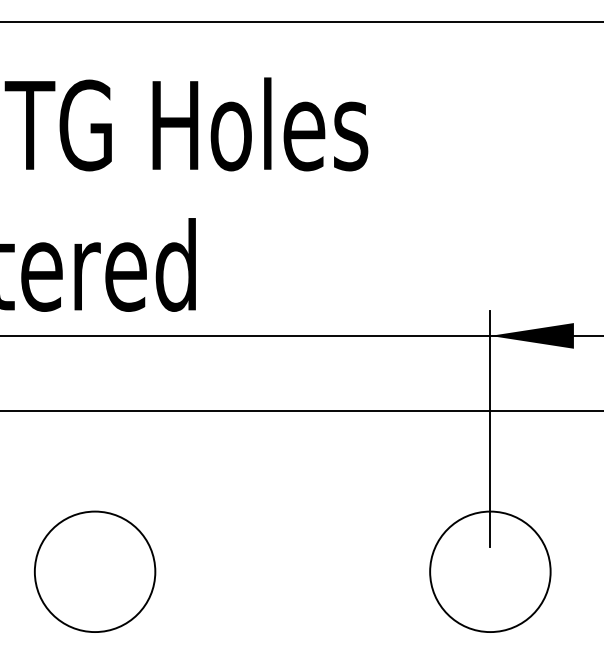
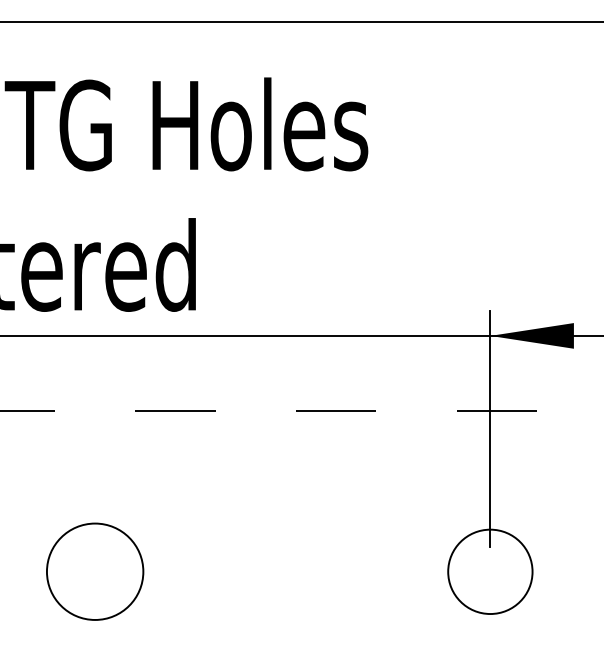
line: solid -> dashed (302, 411)
circle size: 123x123 px -> 99x99 px (95, 571)
circle diameter: 120 px -> 84 px (490, 571)
